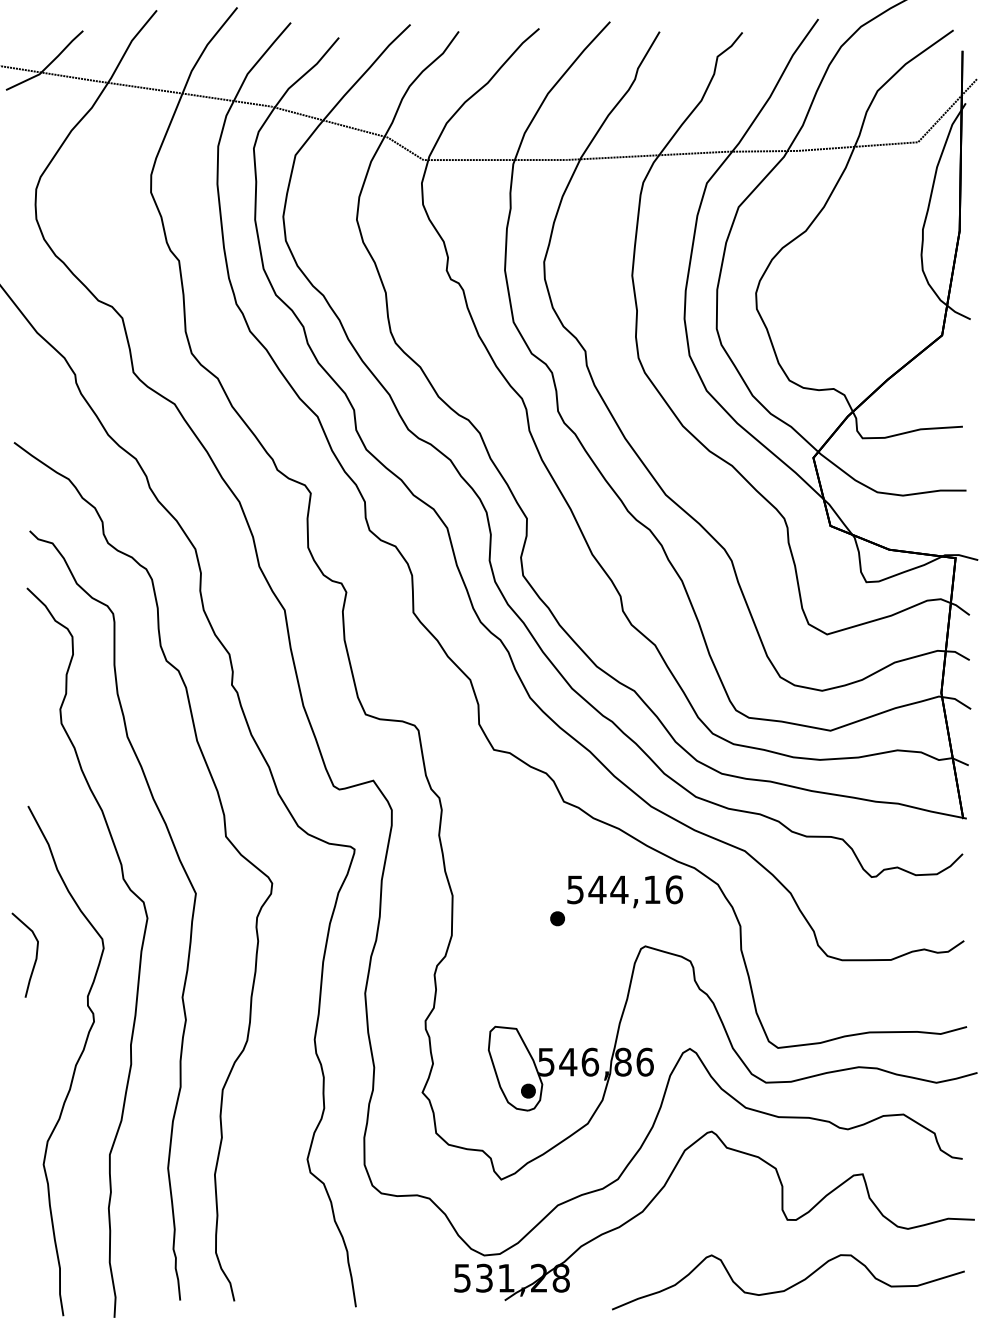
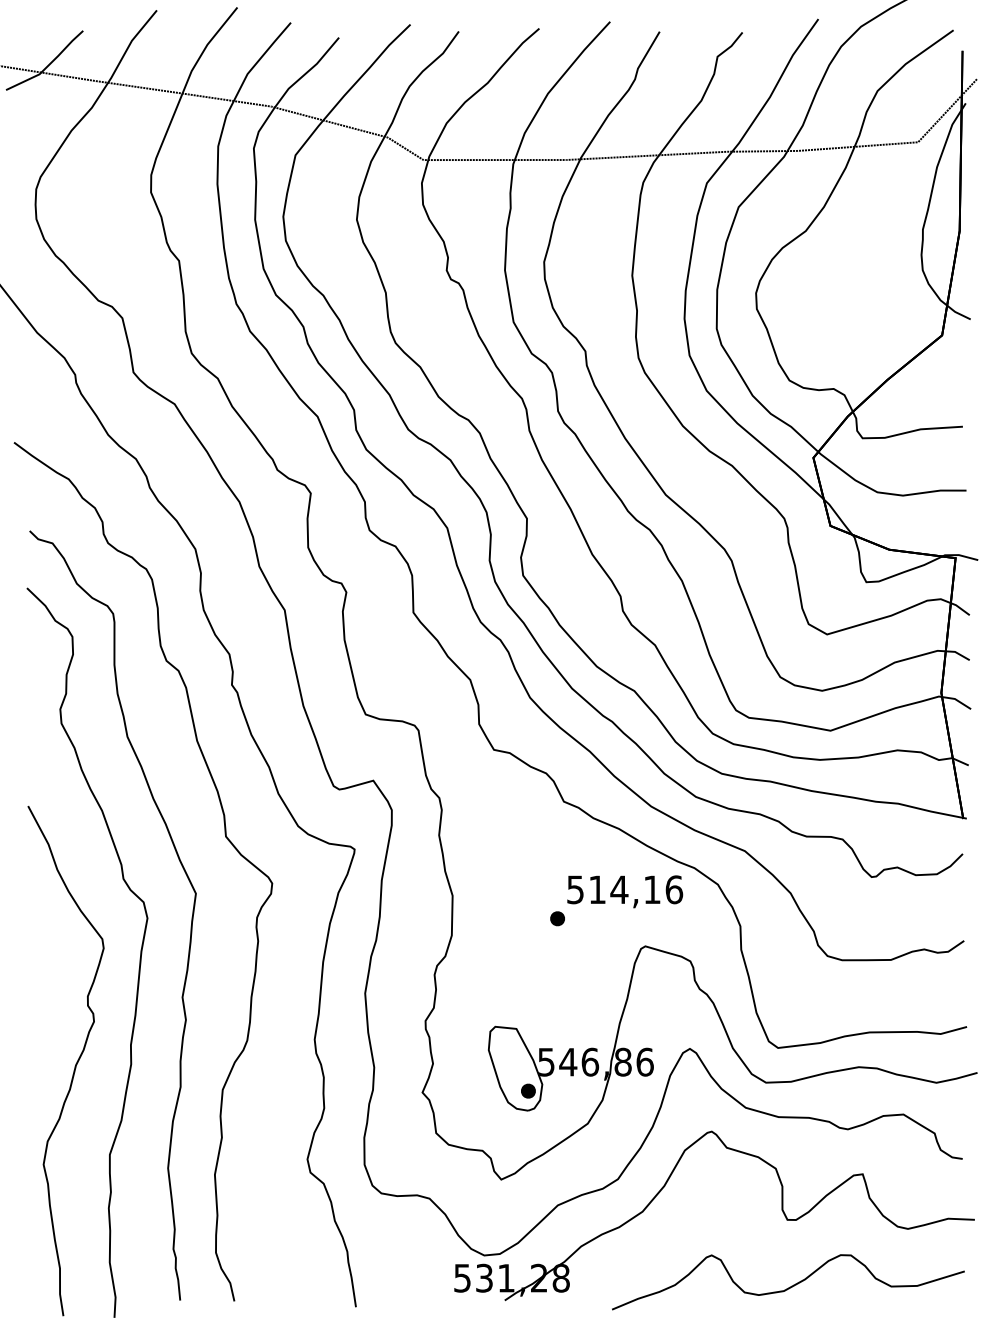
text: 544,16 -> 514,16 (597, 889)
part: present -> none (35, 955)
